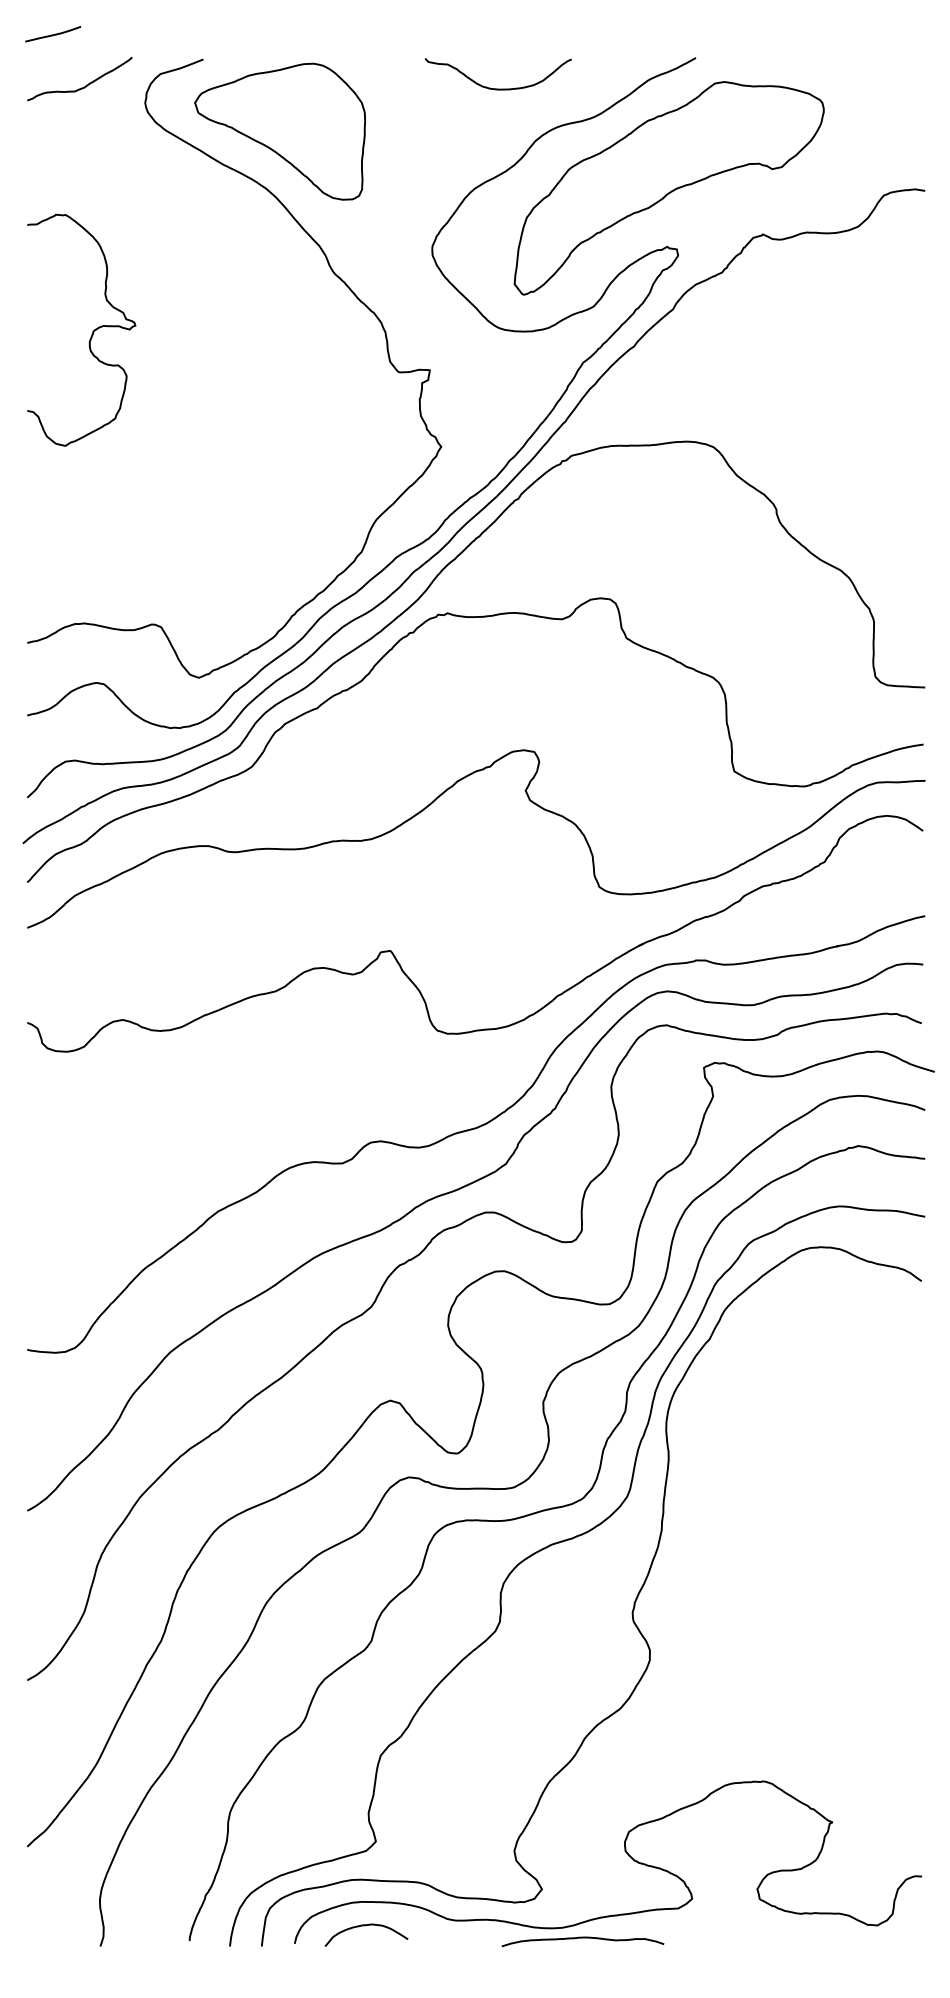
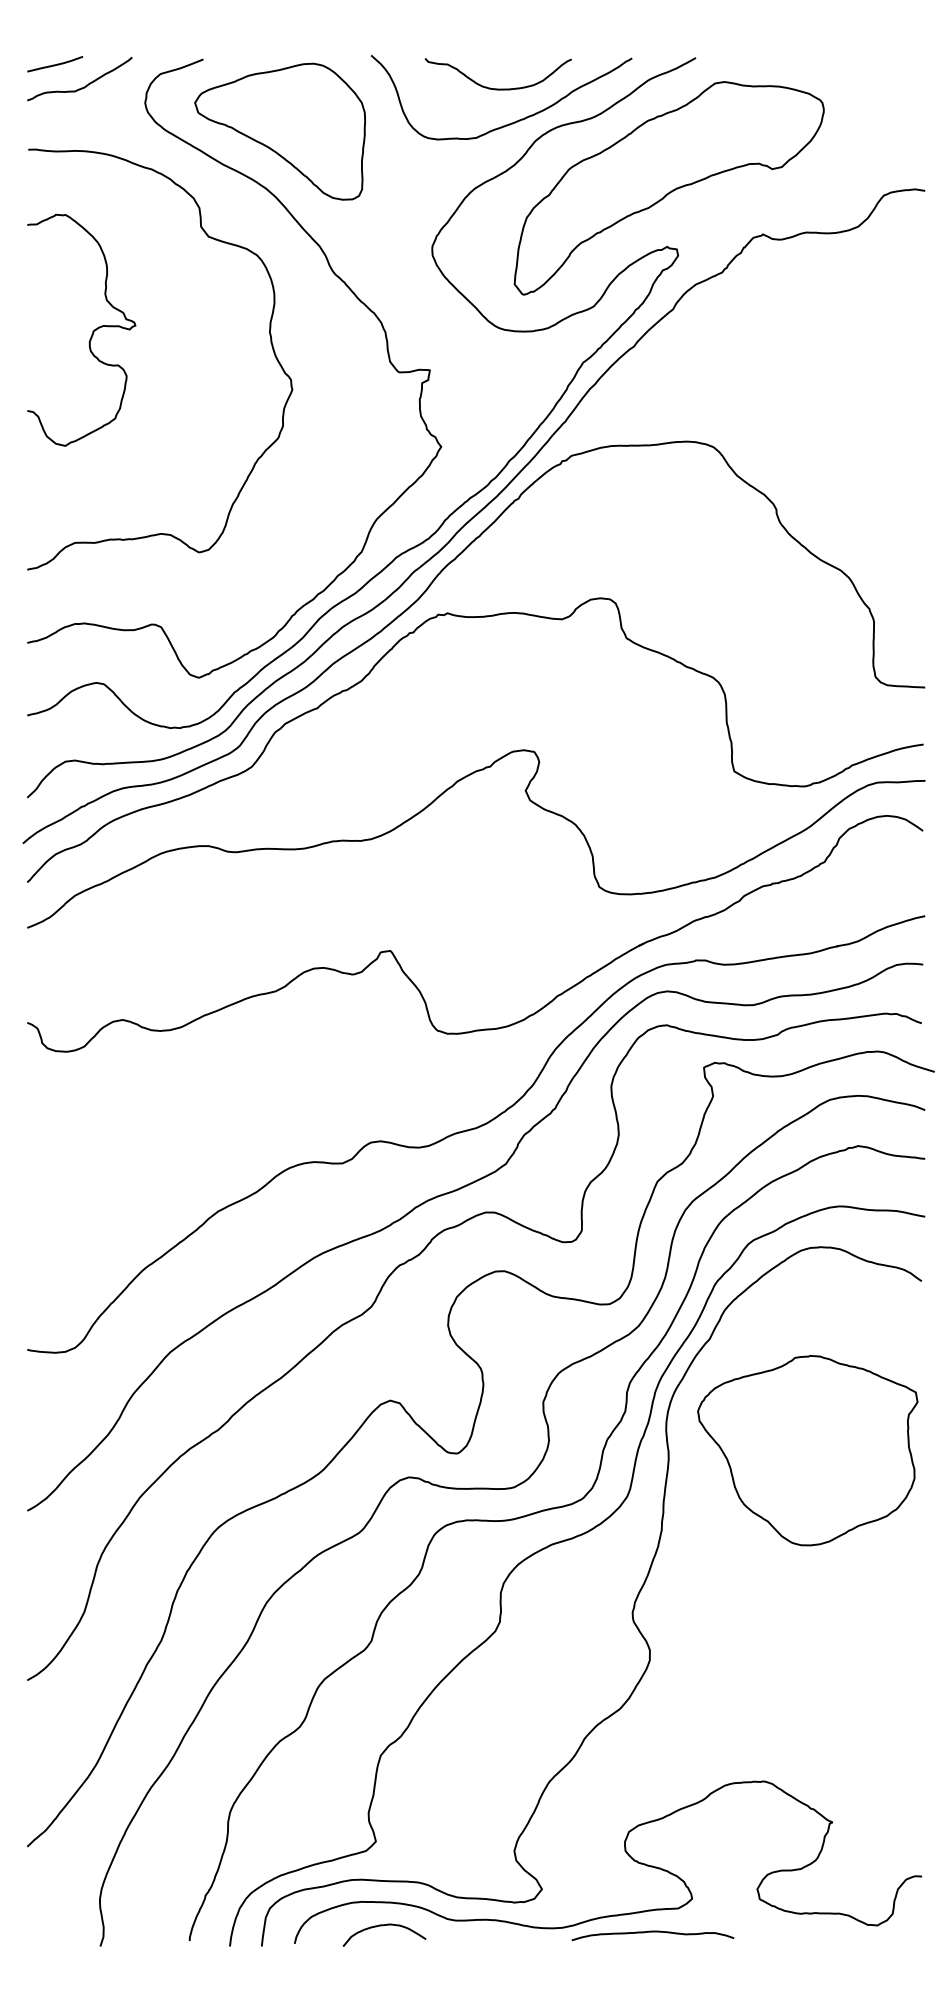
curve position: (53, 34) -> (55, 64) (55, 64)
curve: none -> present (511, 122)
curve: none -> present (270, 343)
part: none -> present (807, 1450)
curve position: (365, 1926) -> (383, 1926) (383, 1926)
curve position: (582, 1938) -> (652, 1932) (652, 1932)
